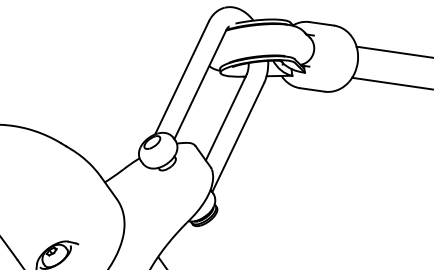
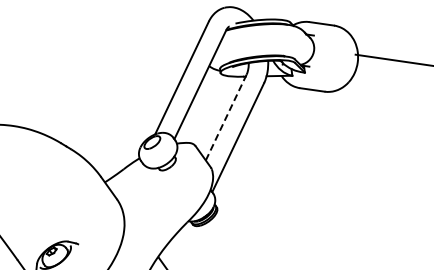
line position: (393, 51) -> (392, 59) (392, 59)
line: present -> none (391, 83)
line: solid -> dashed (226, 117)
